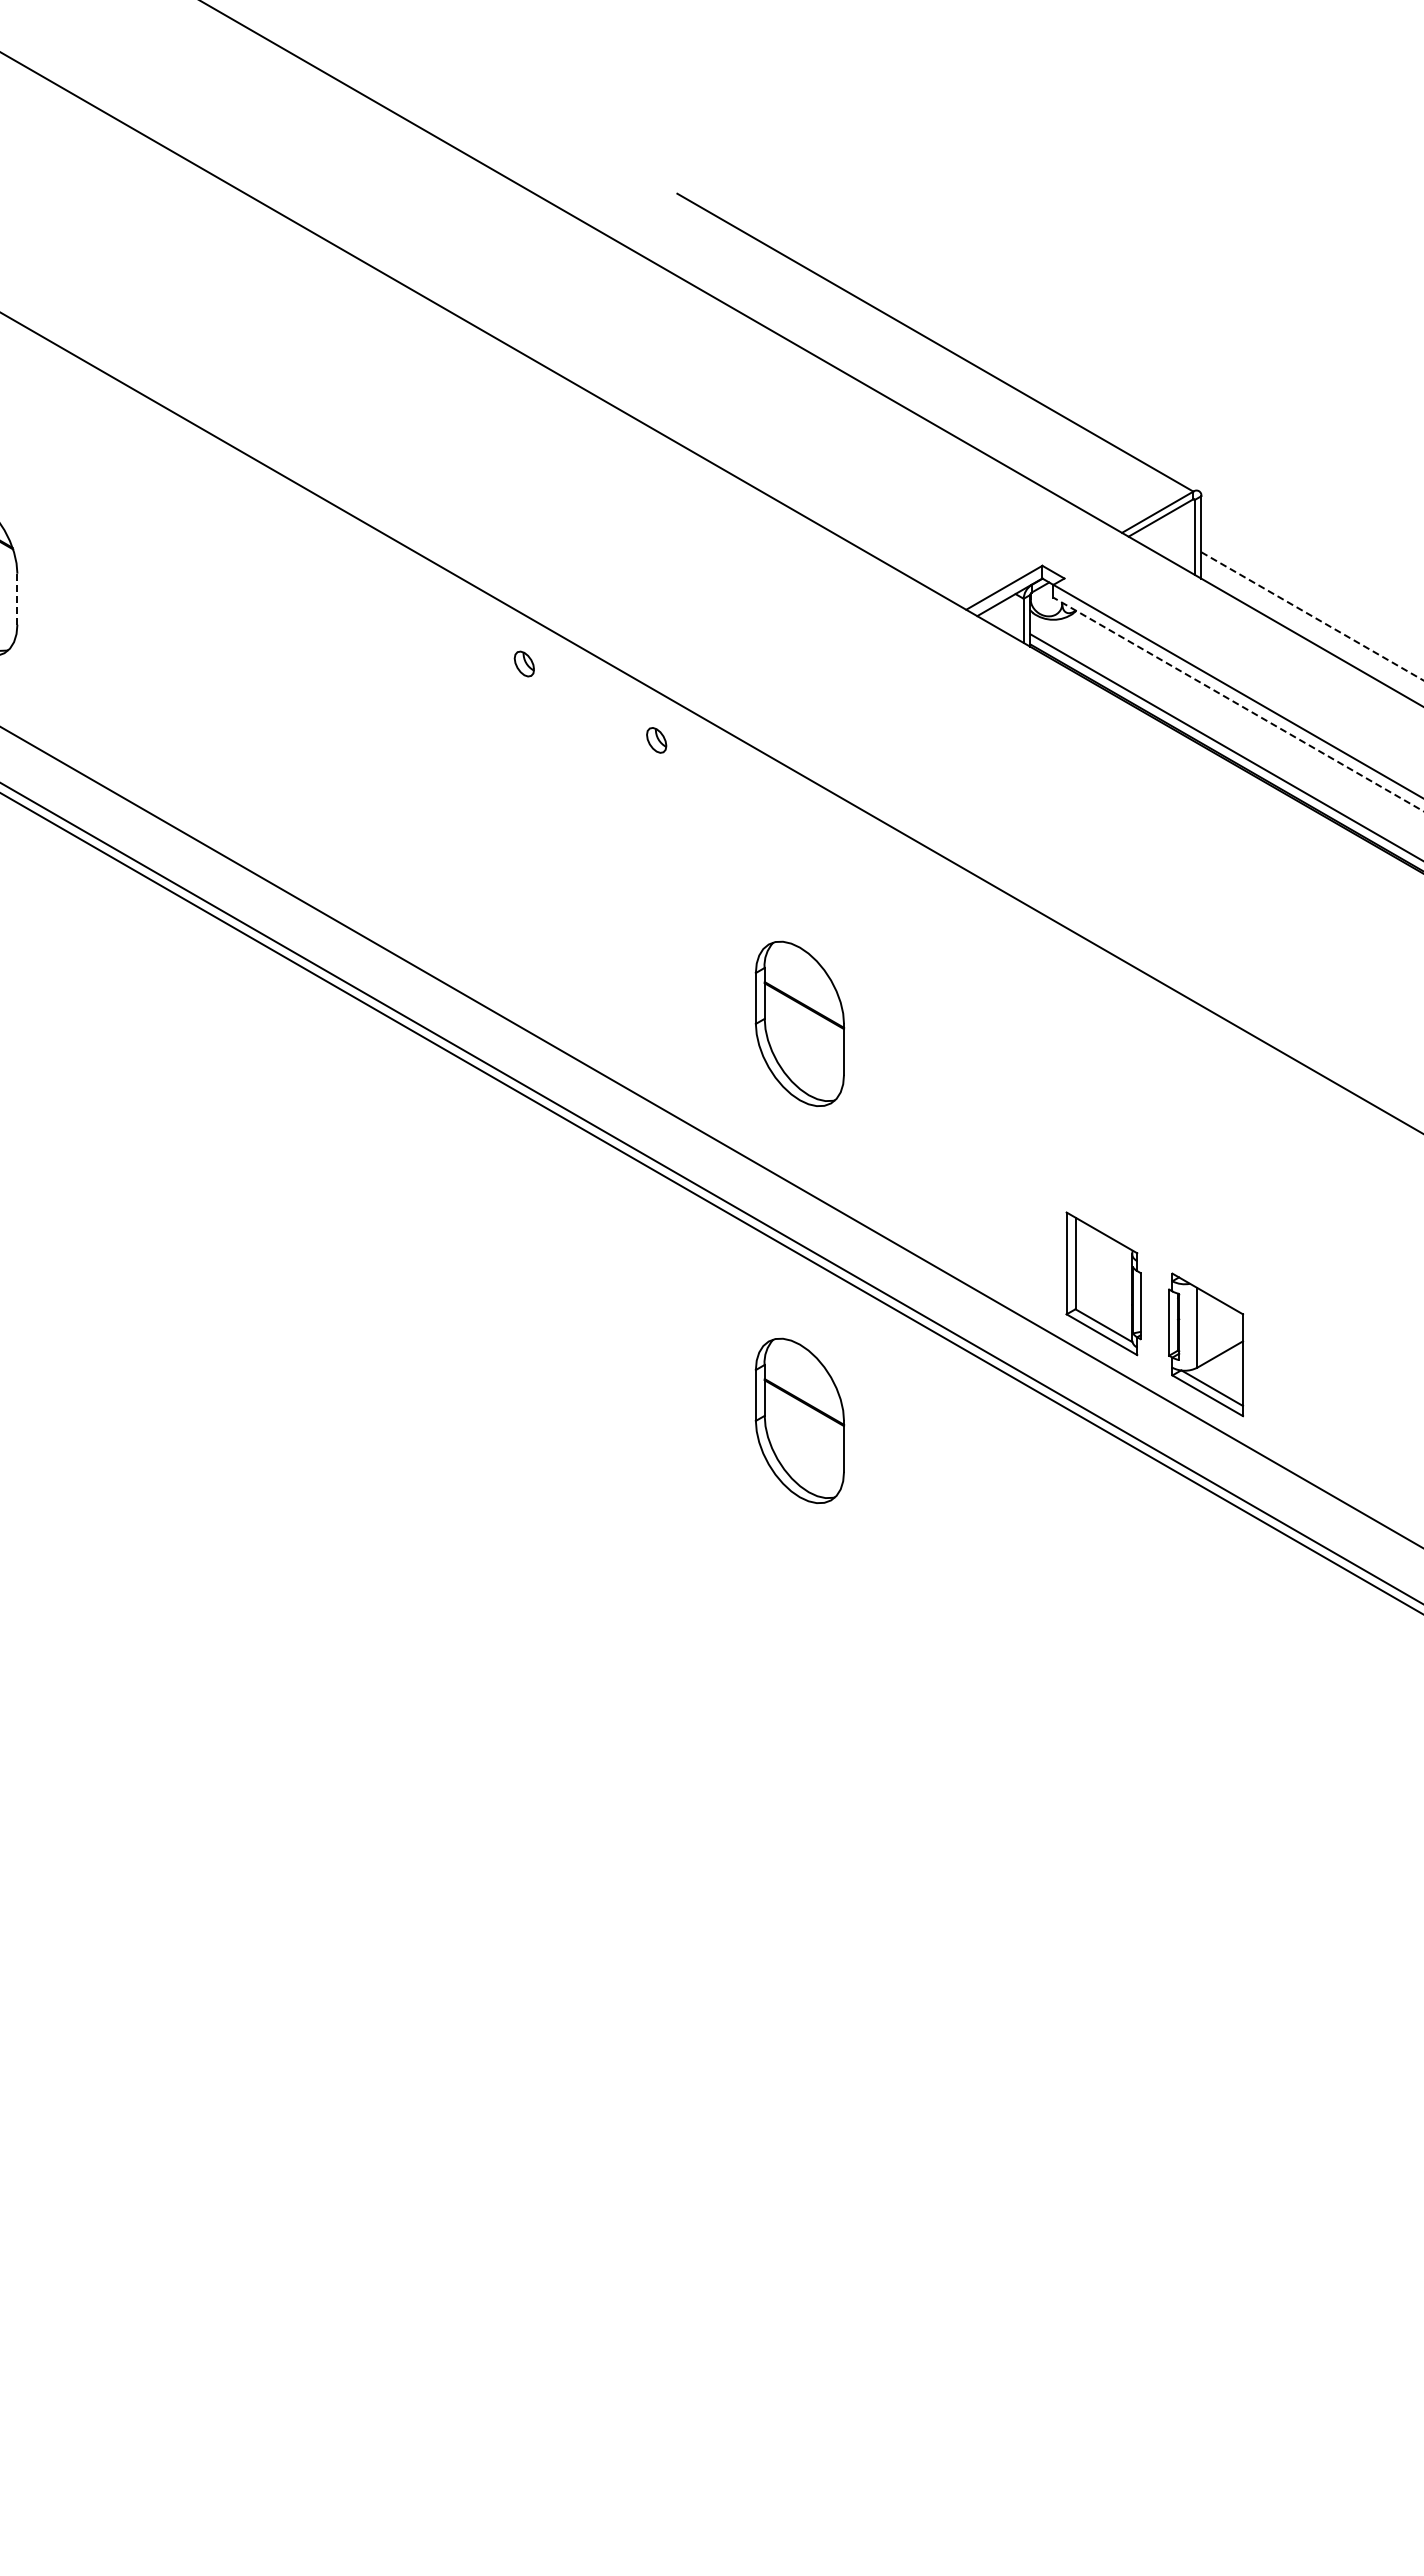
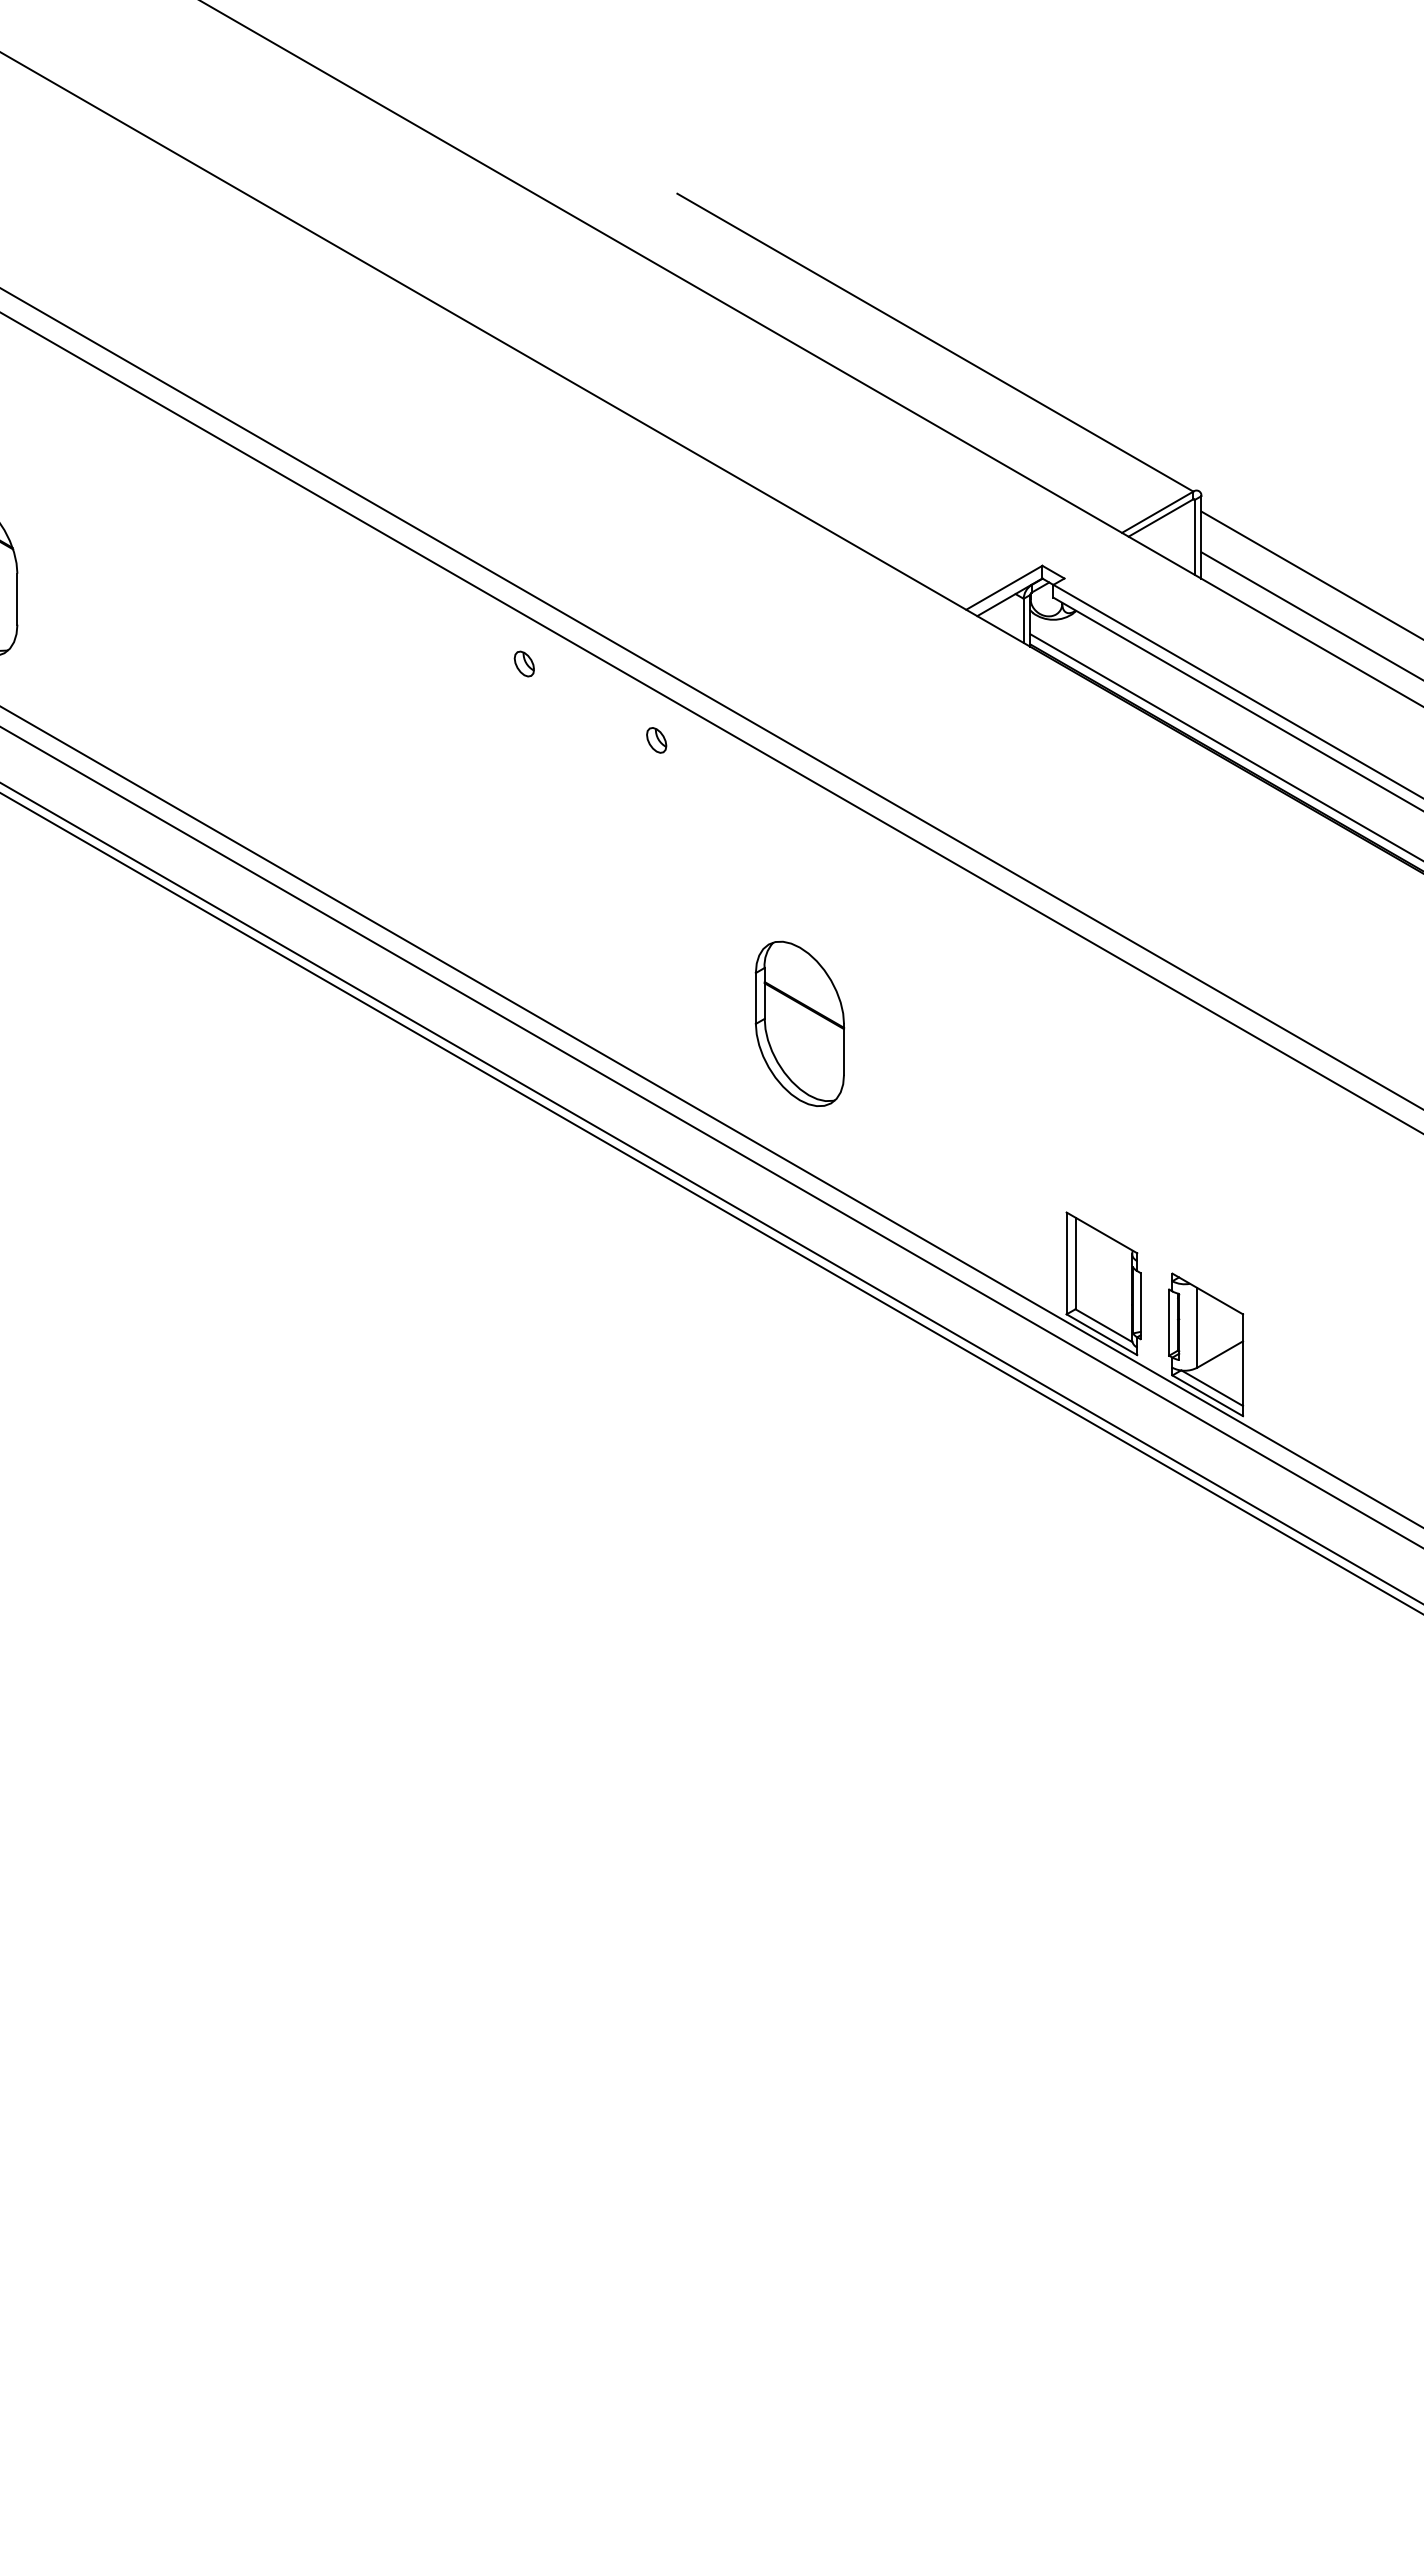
line: none -> present (1310, 574)
line: dashed -> solid (17, 599)
line: dashed -> solid (1312, 616)
line: none -> present (711, 698)
line: dashed -> solid (1237, 704)
line: none -> present (711, 1116)
part: present -> none (799, 1420)
